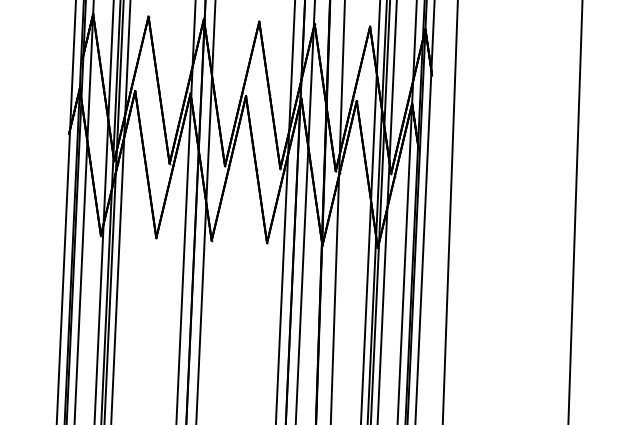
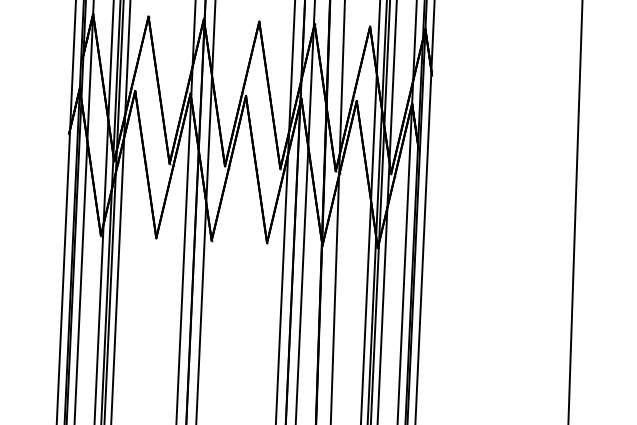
line: present -> none (449, 211)
